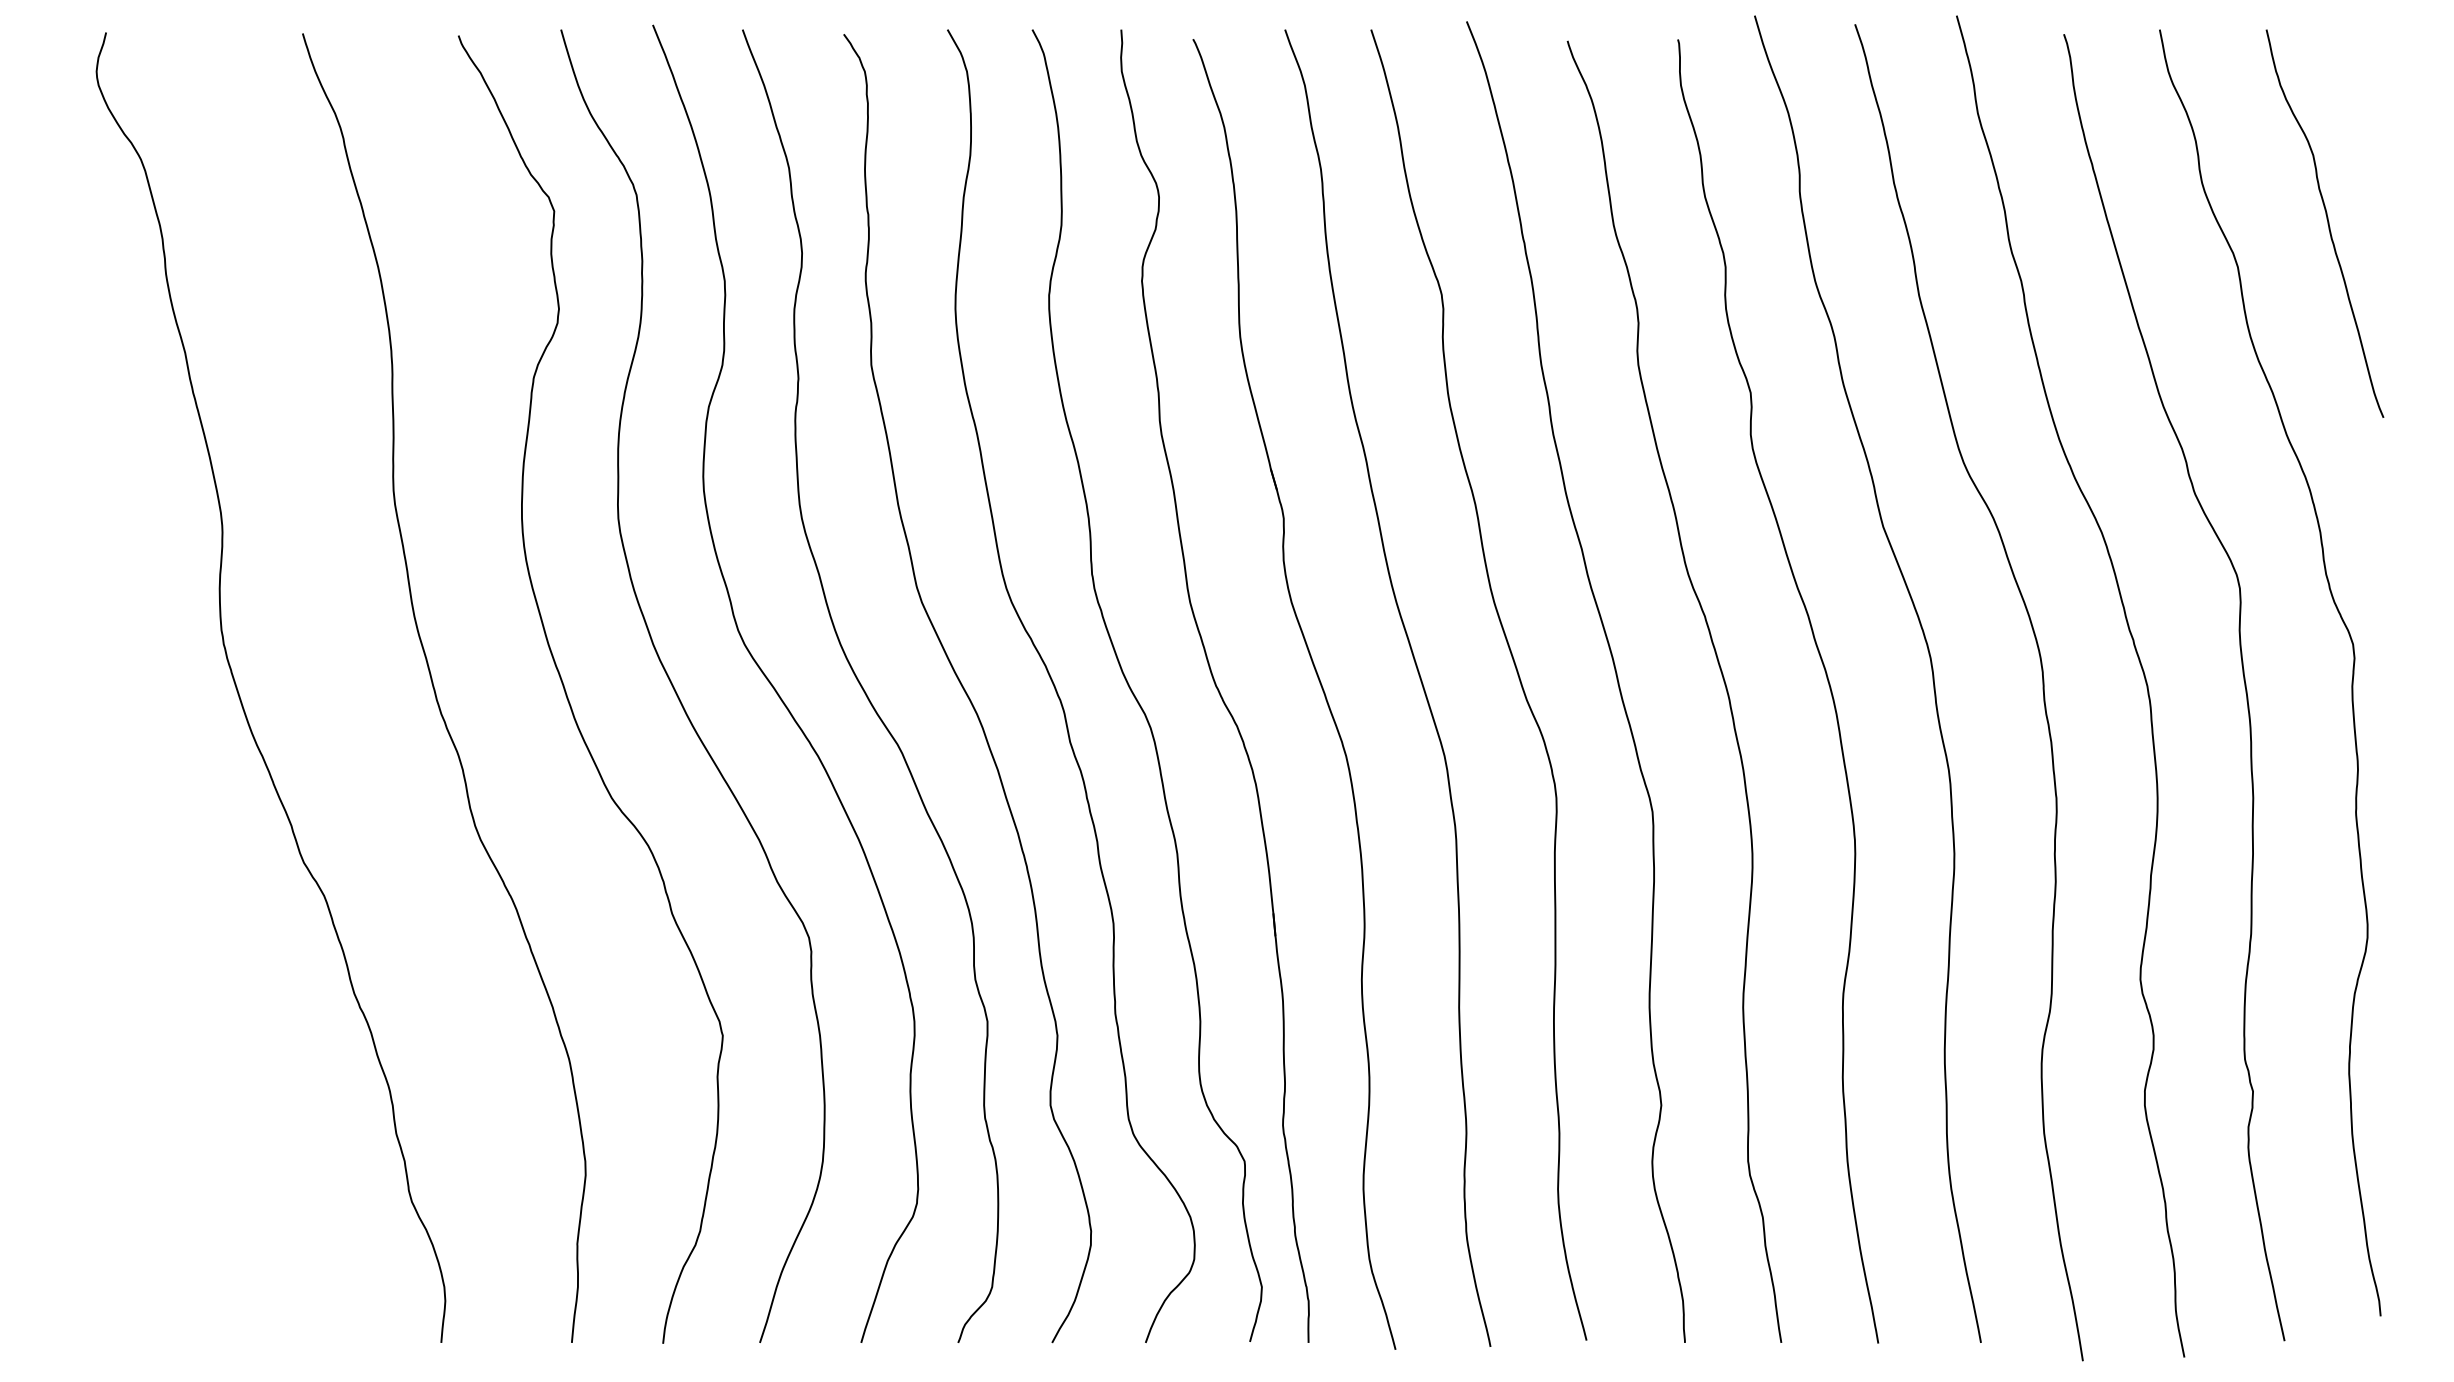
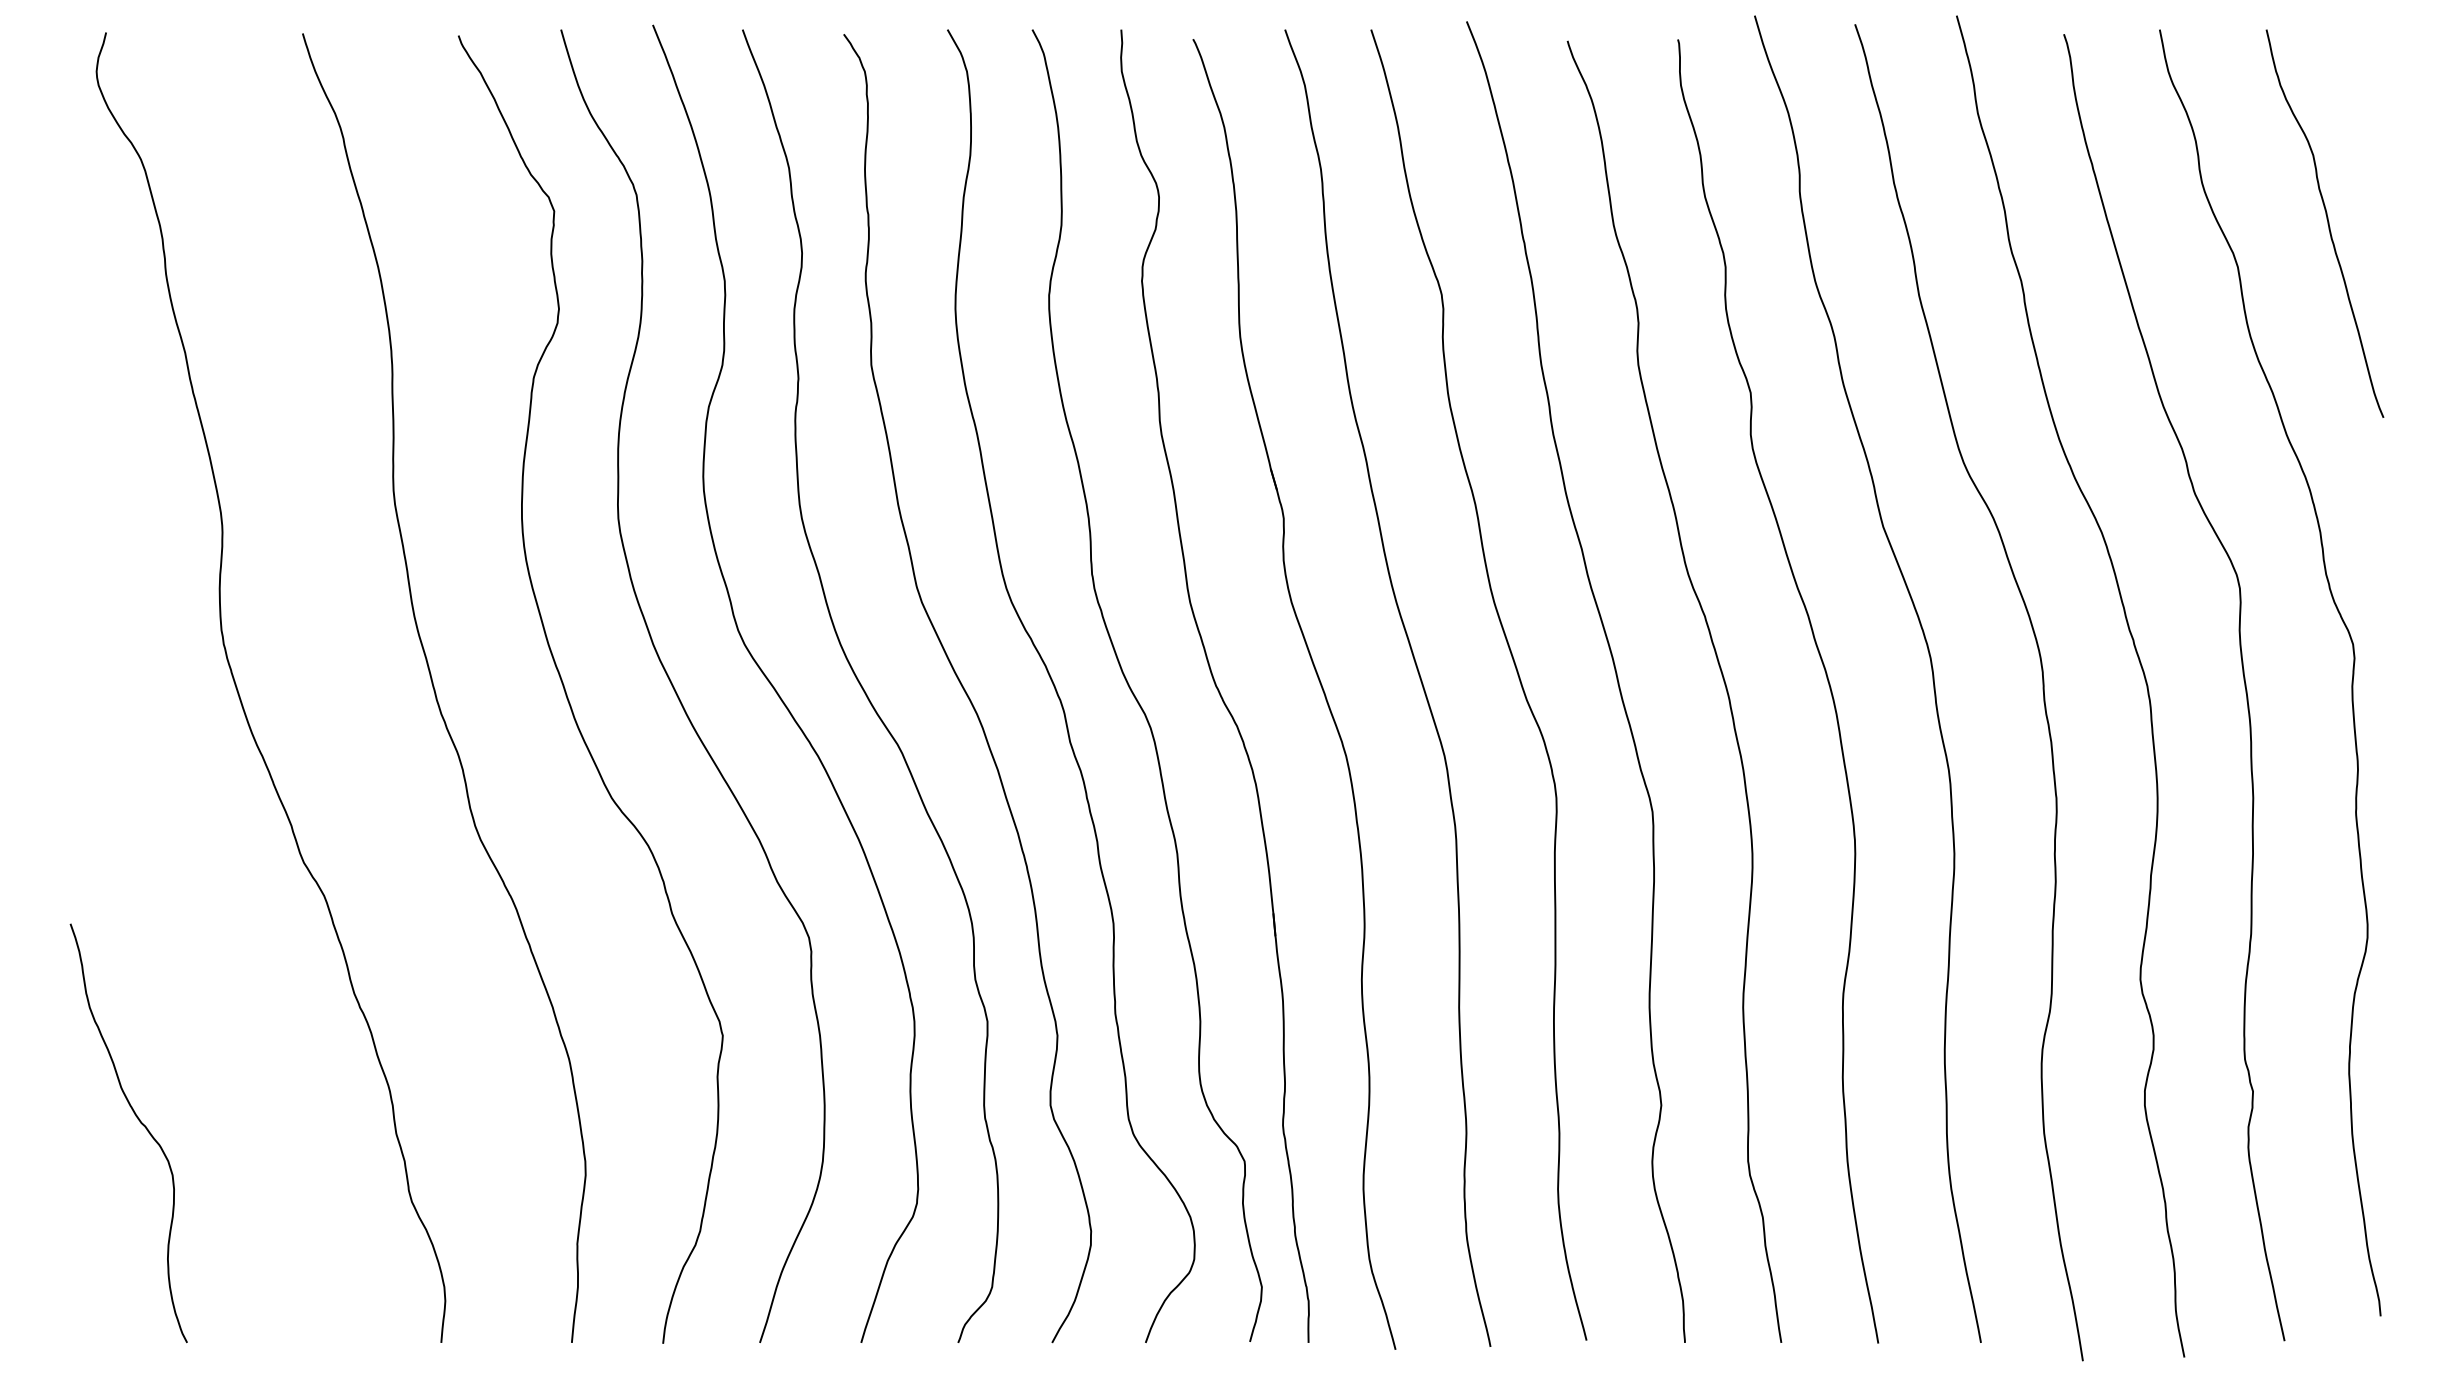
curve: none -> present (140, 1123)
